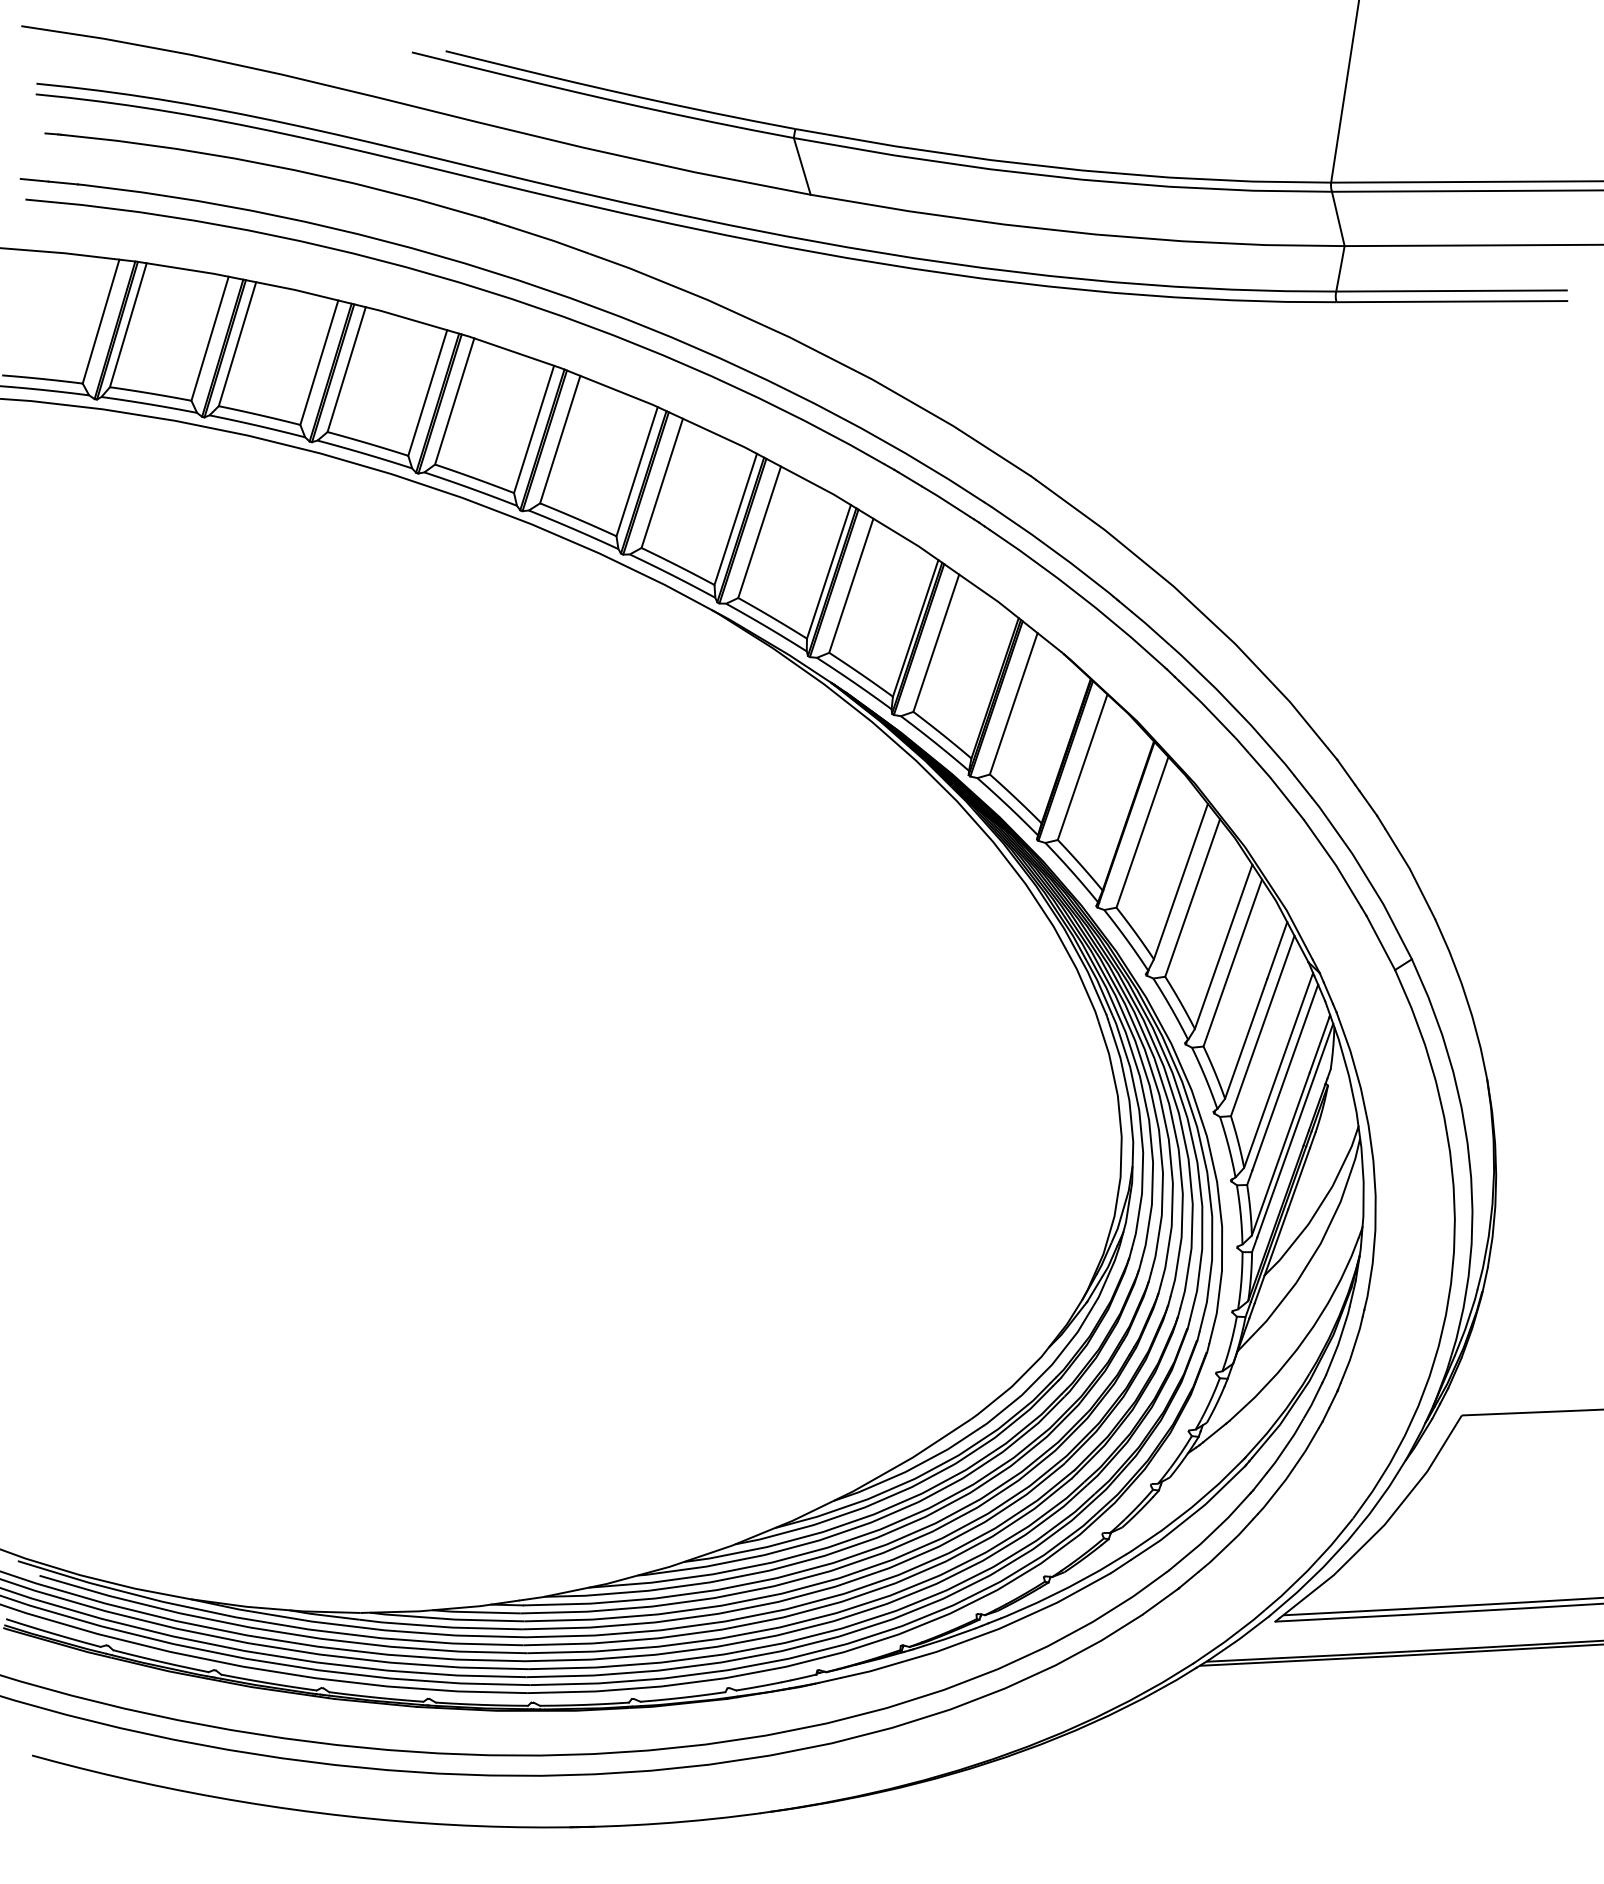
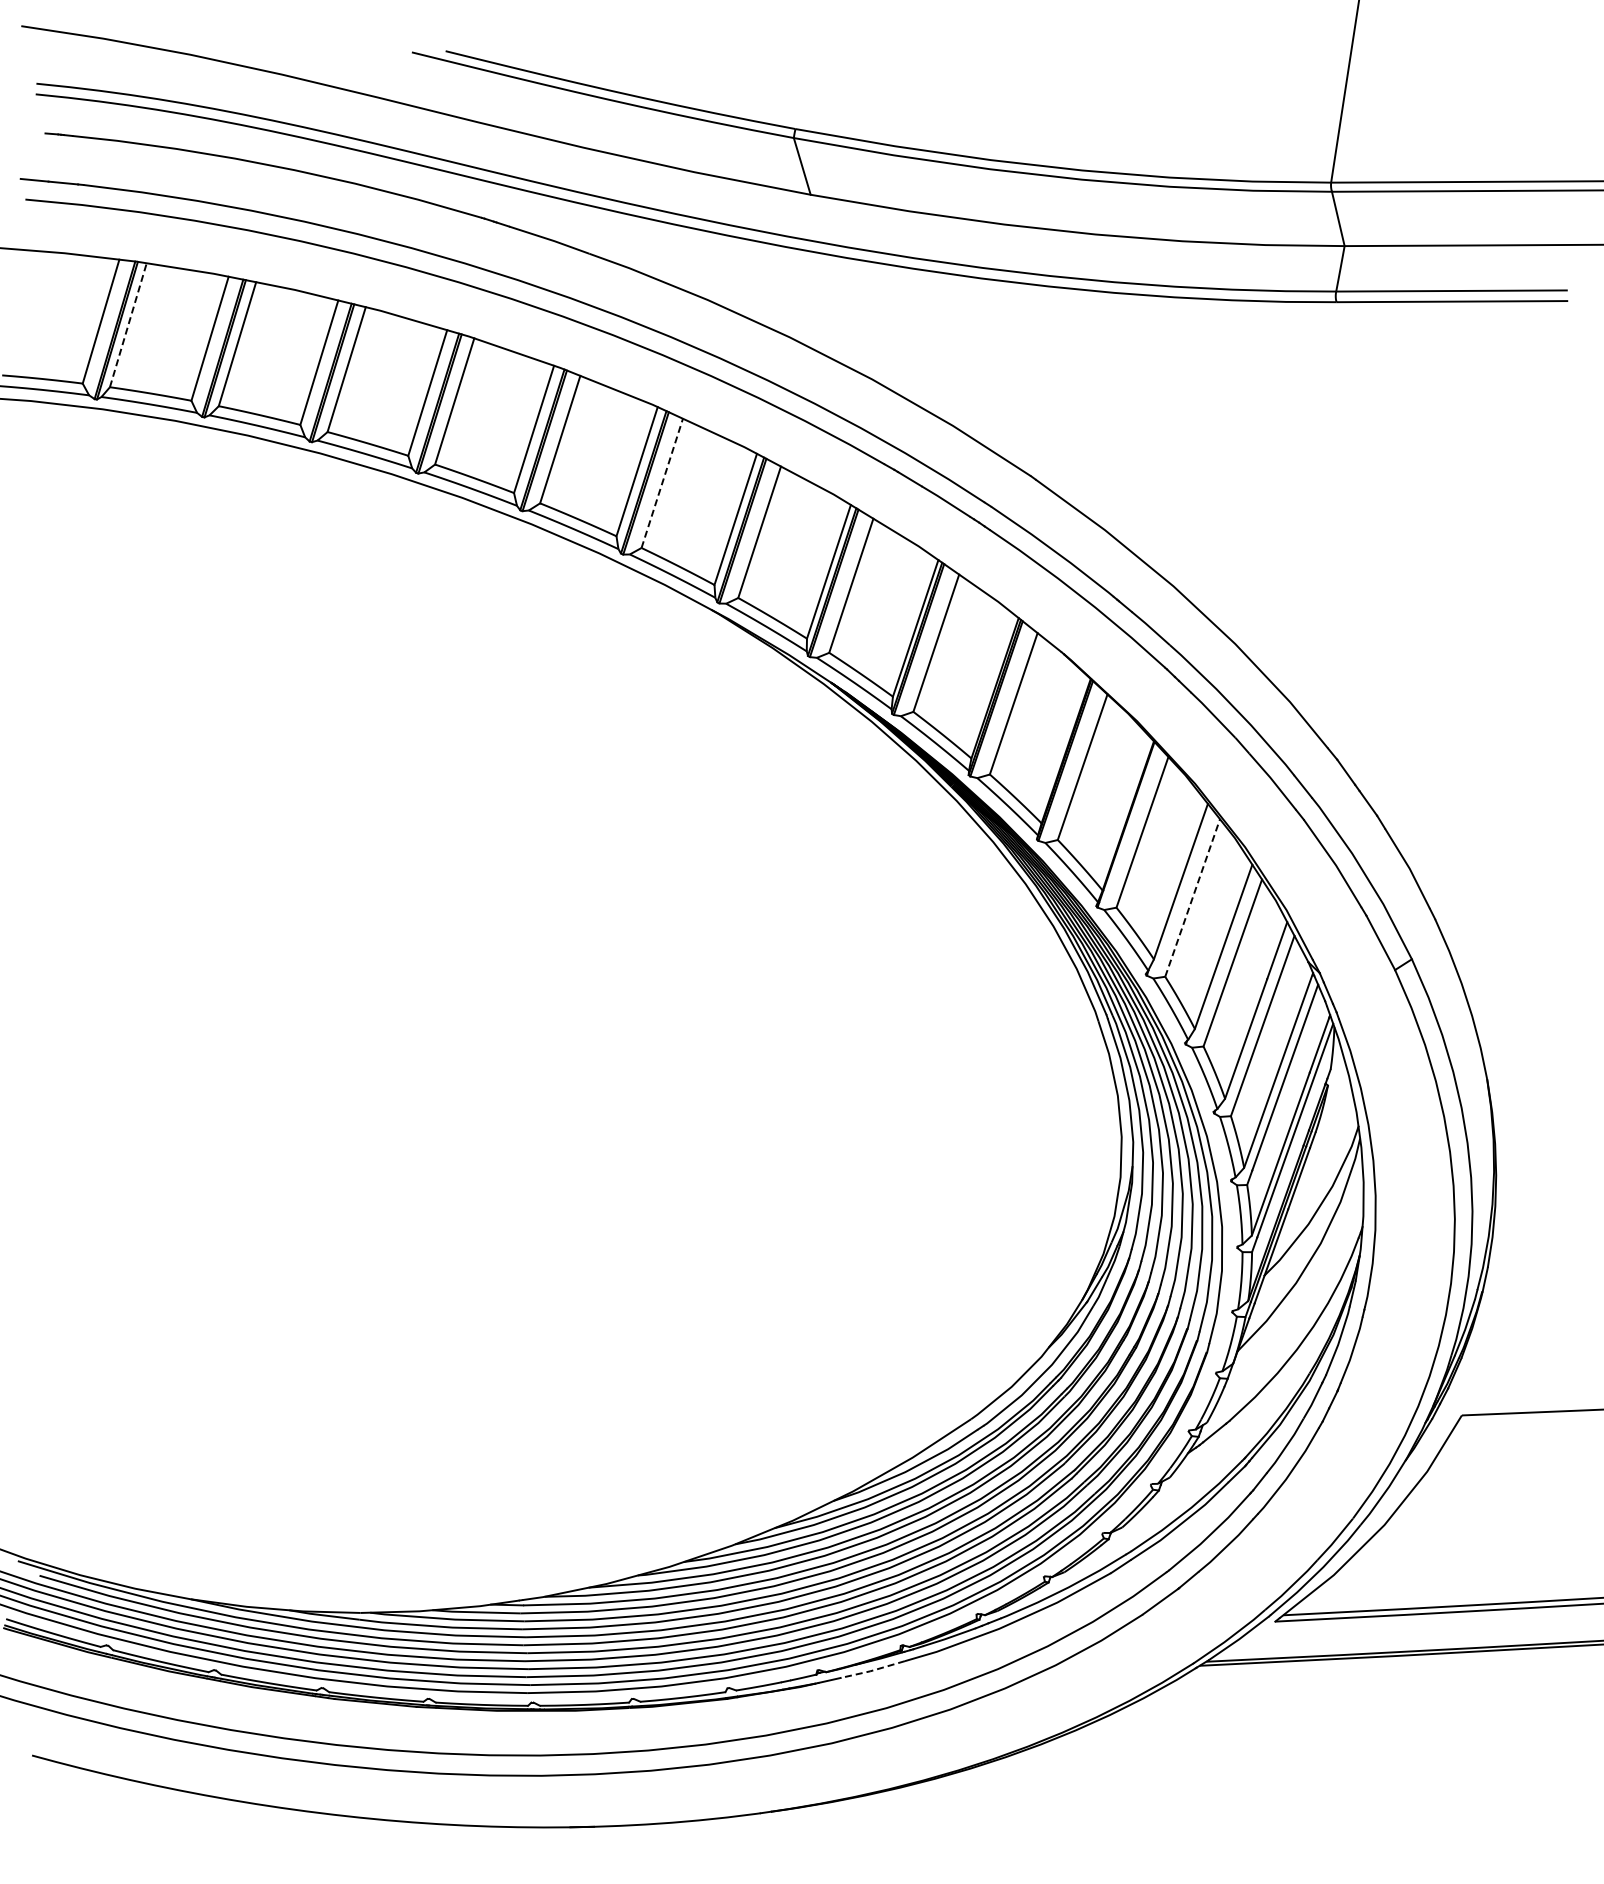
line: solid -> dashed (128, 325)
line: solid -> dashed (662, 483)
line: solid -> dashed (1192, 897)
line: solid -> dashed (872, 1670)
